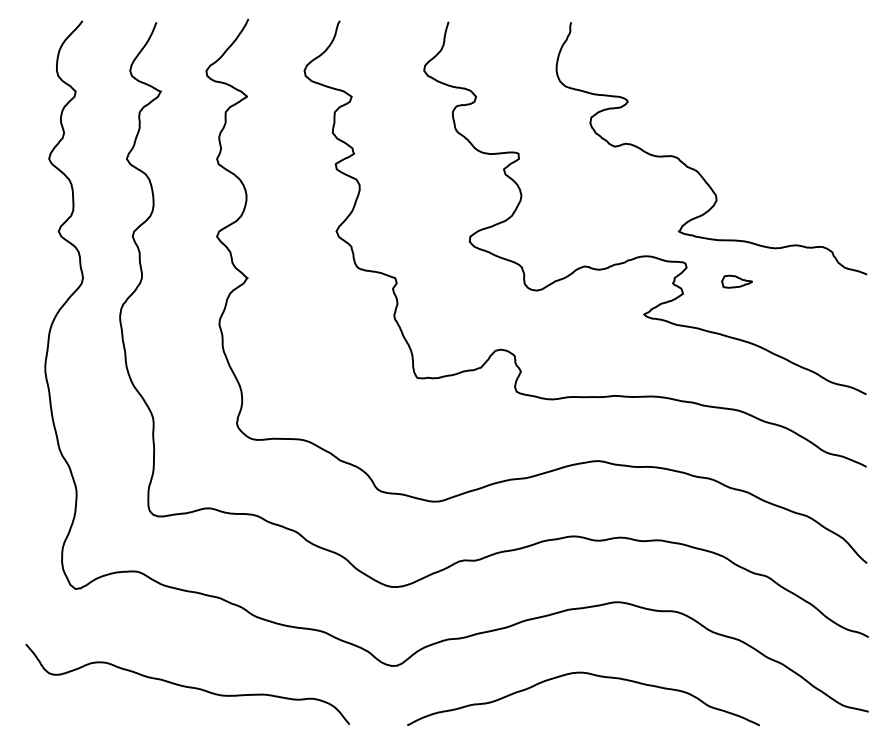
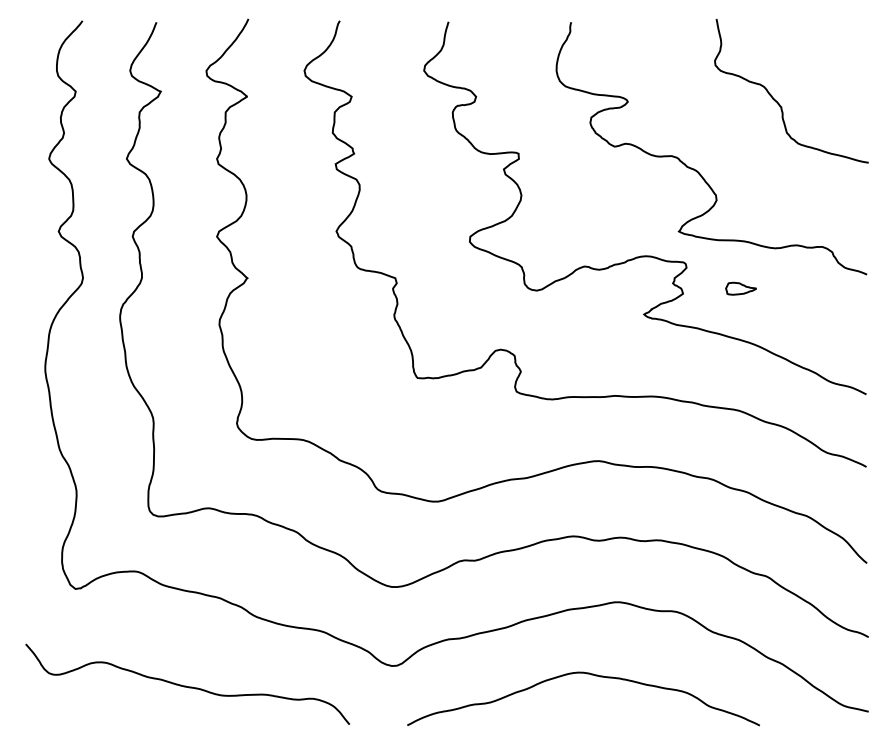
curve: none -> present (779, 103)
part position: (736, 281) -> (740, 288) (740, 288)
